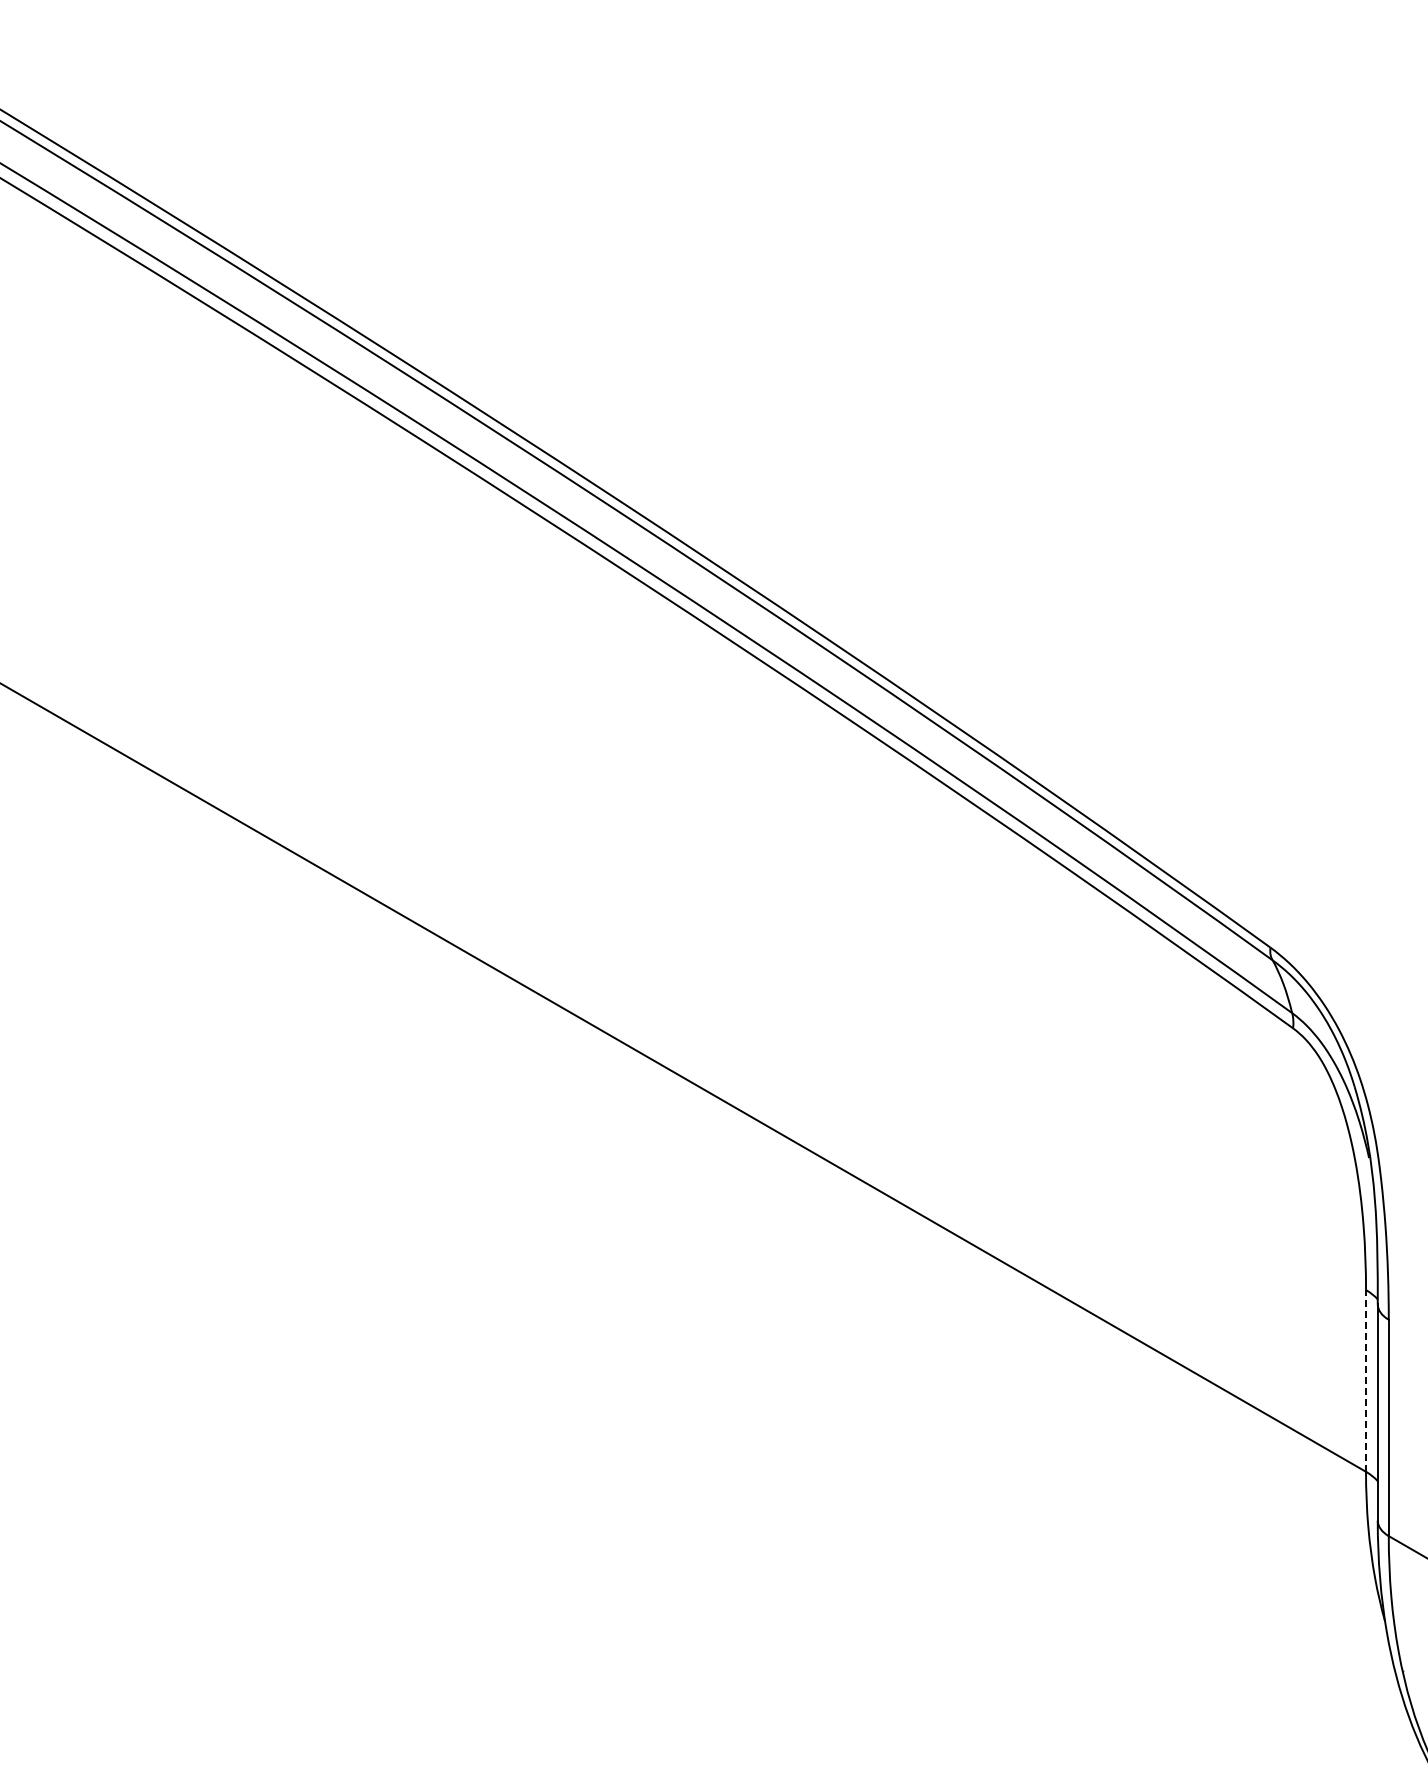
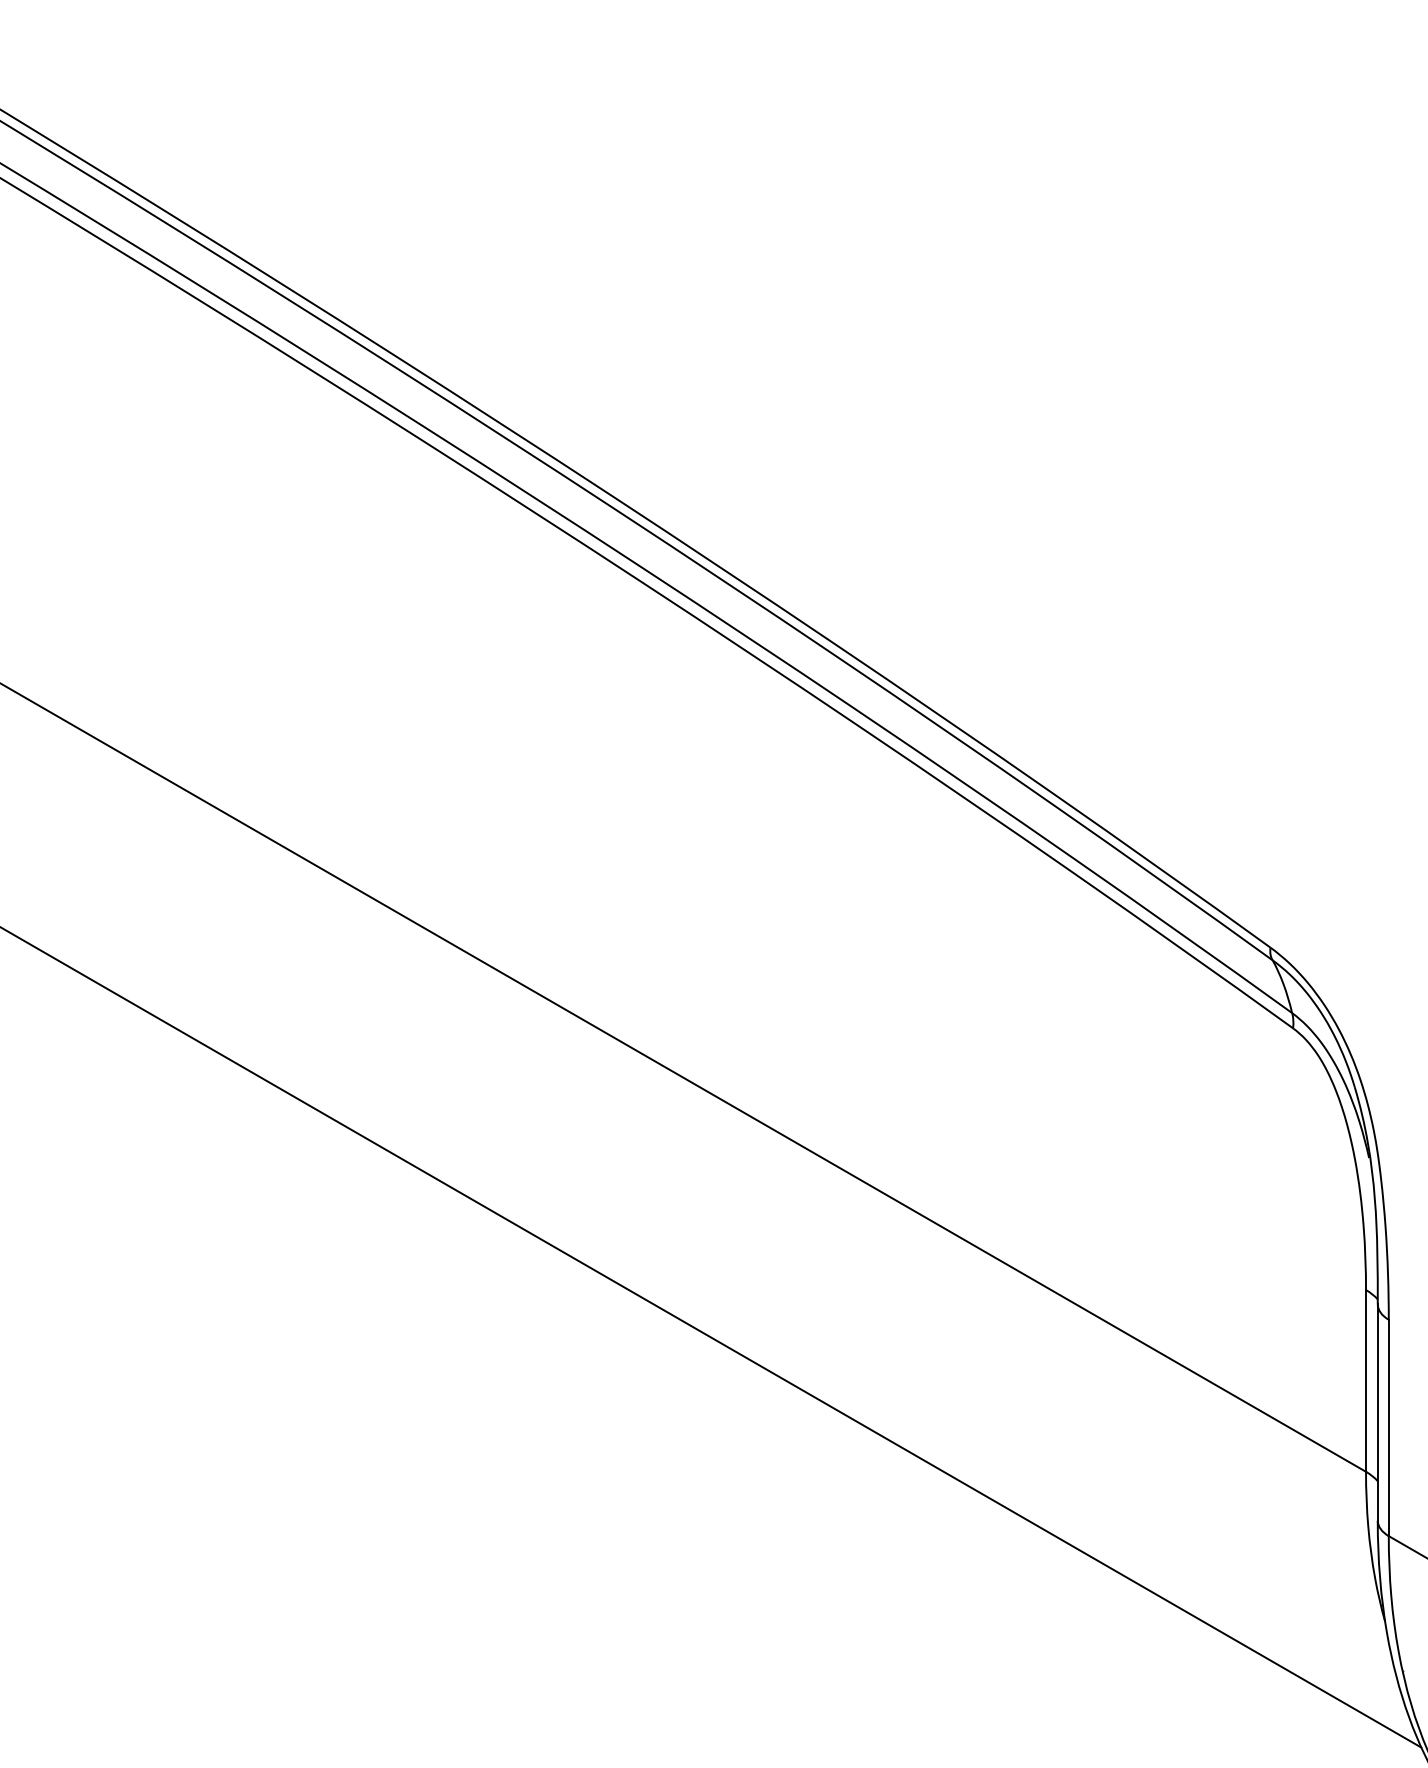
line: none -> present (711, 1337)
line: dashed -> solid (1366, 1380)
